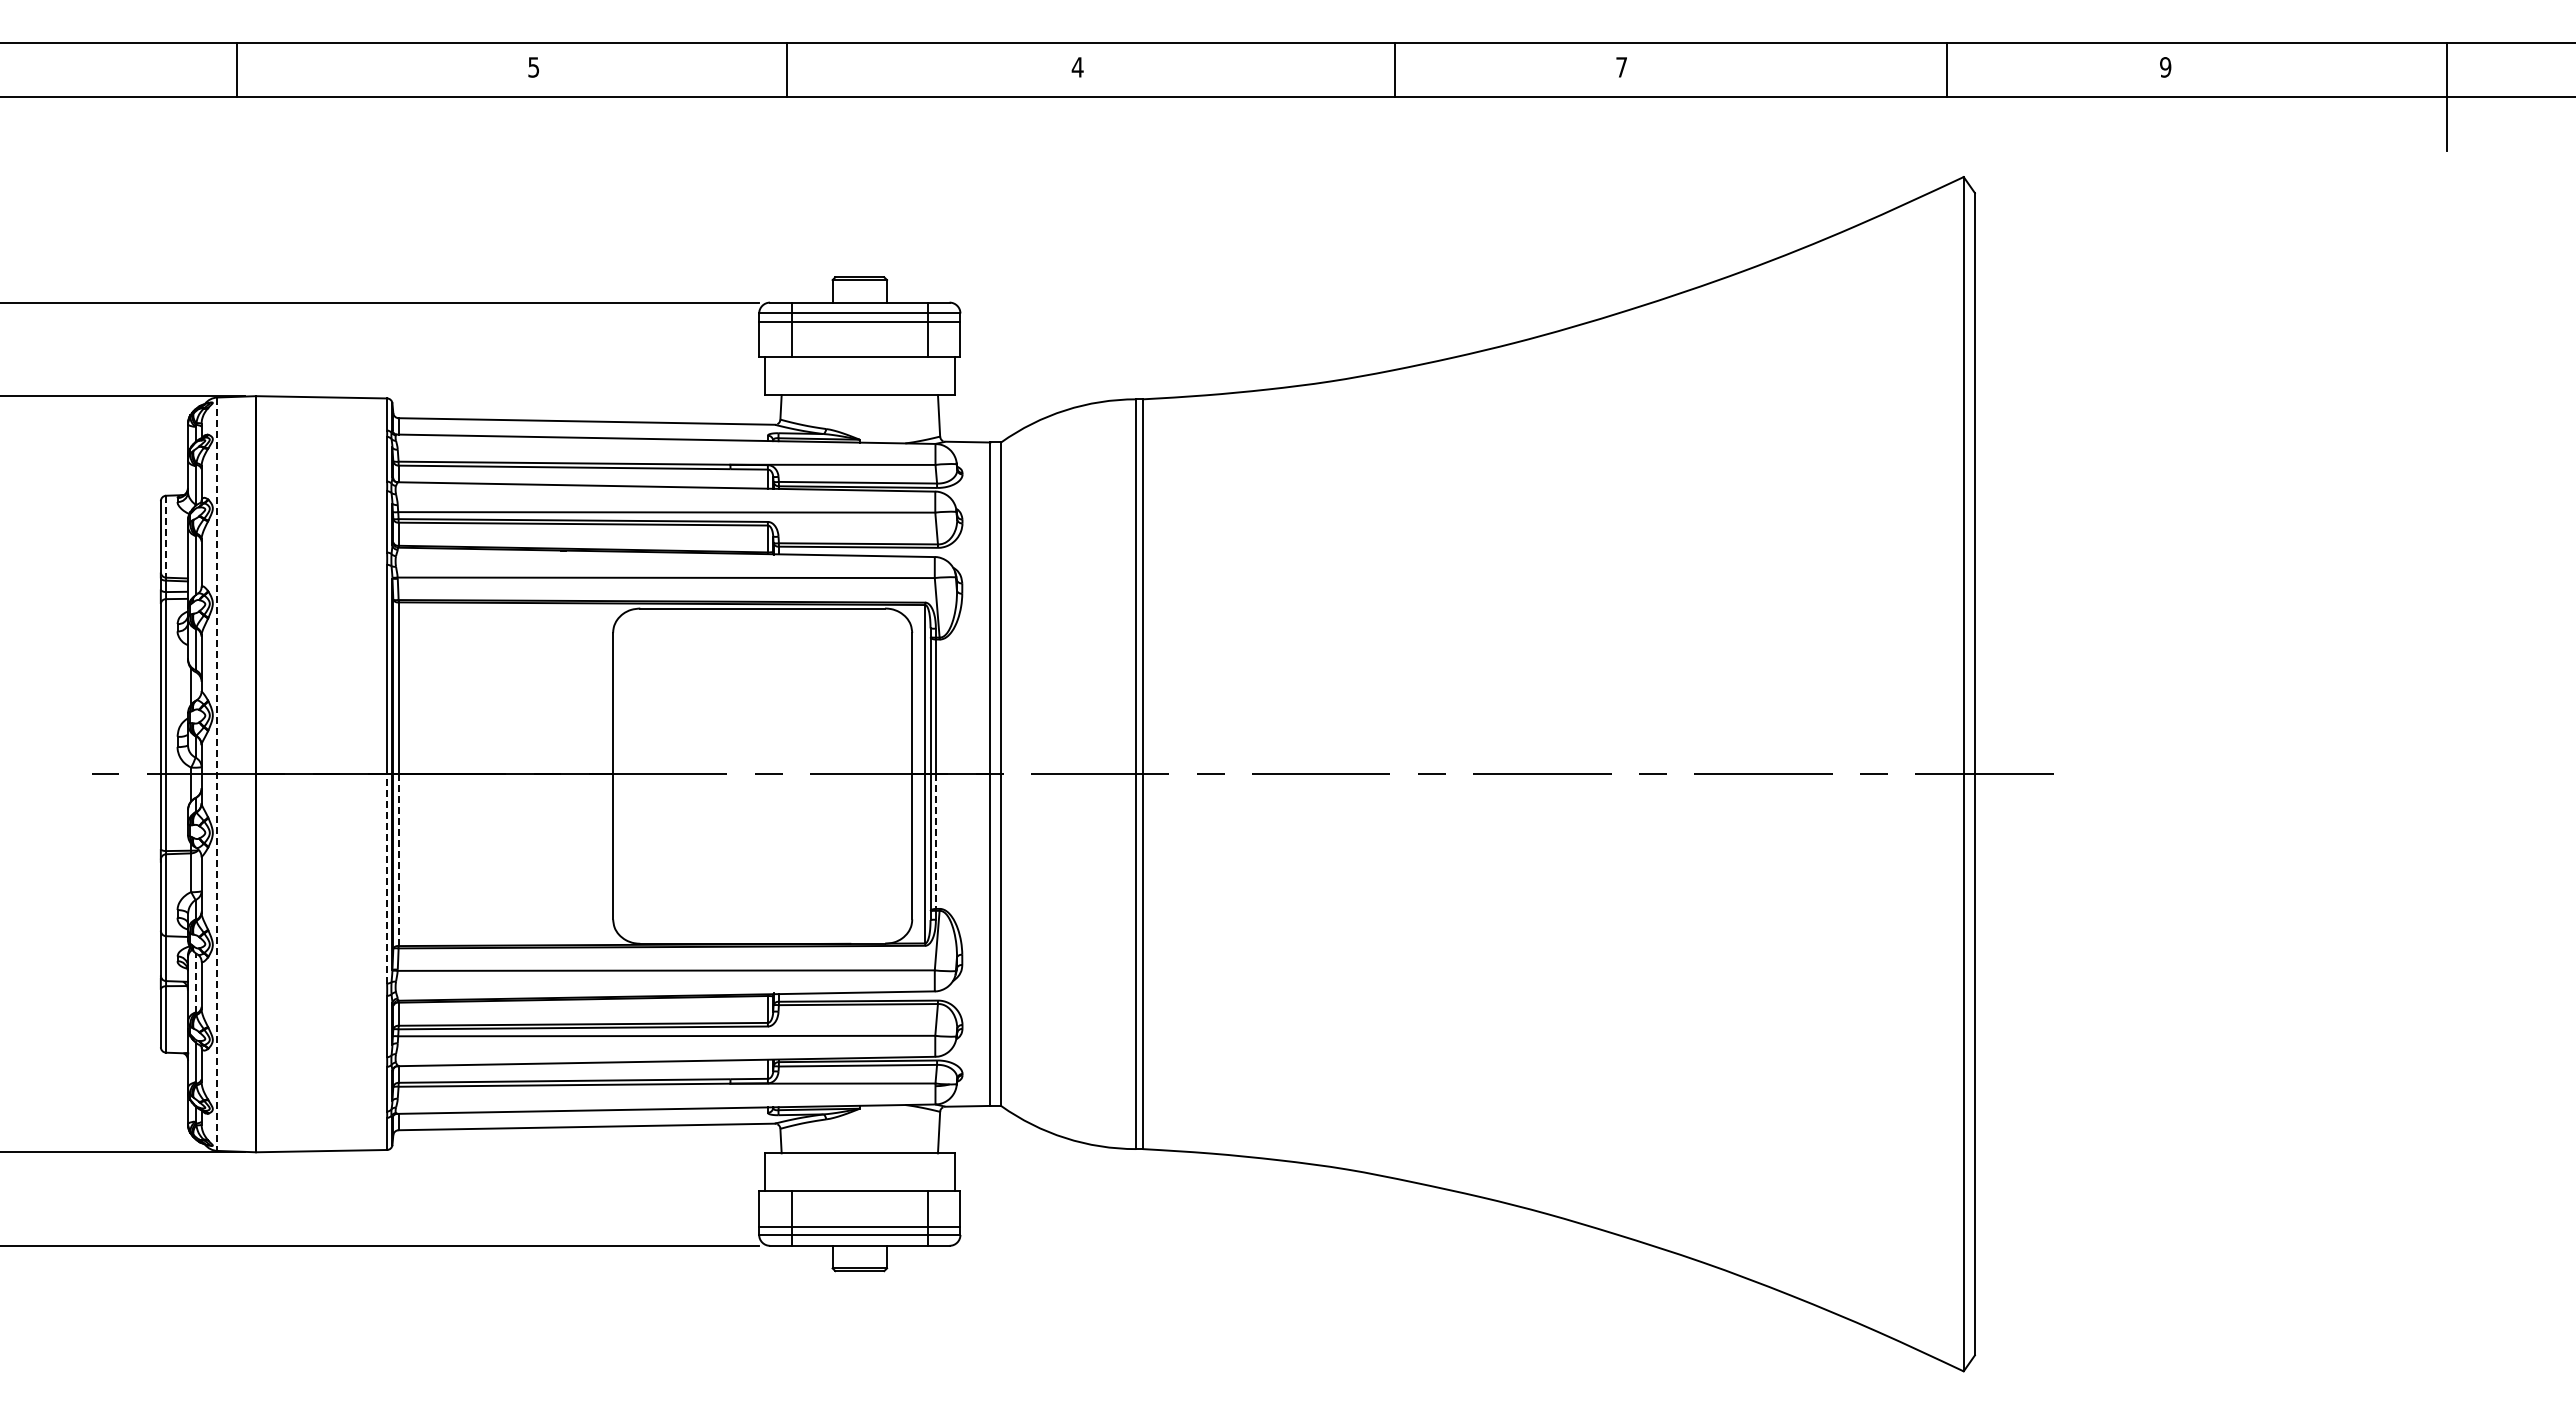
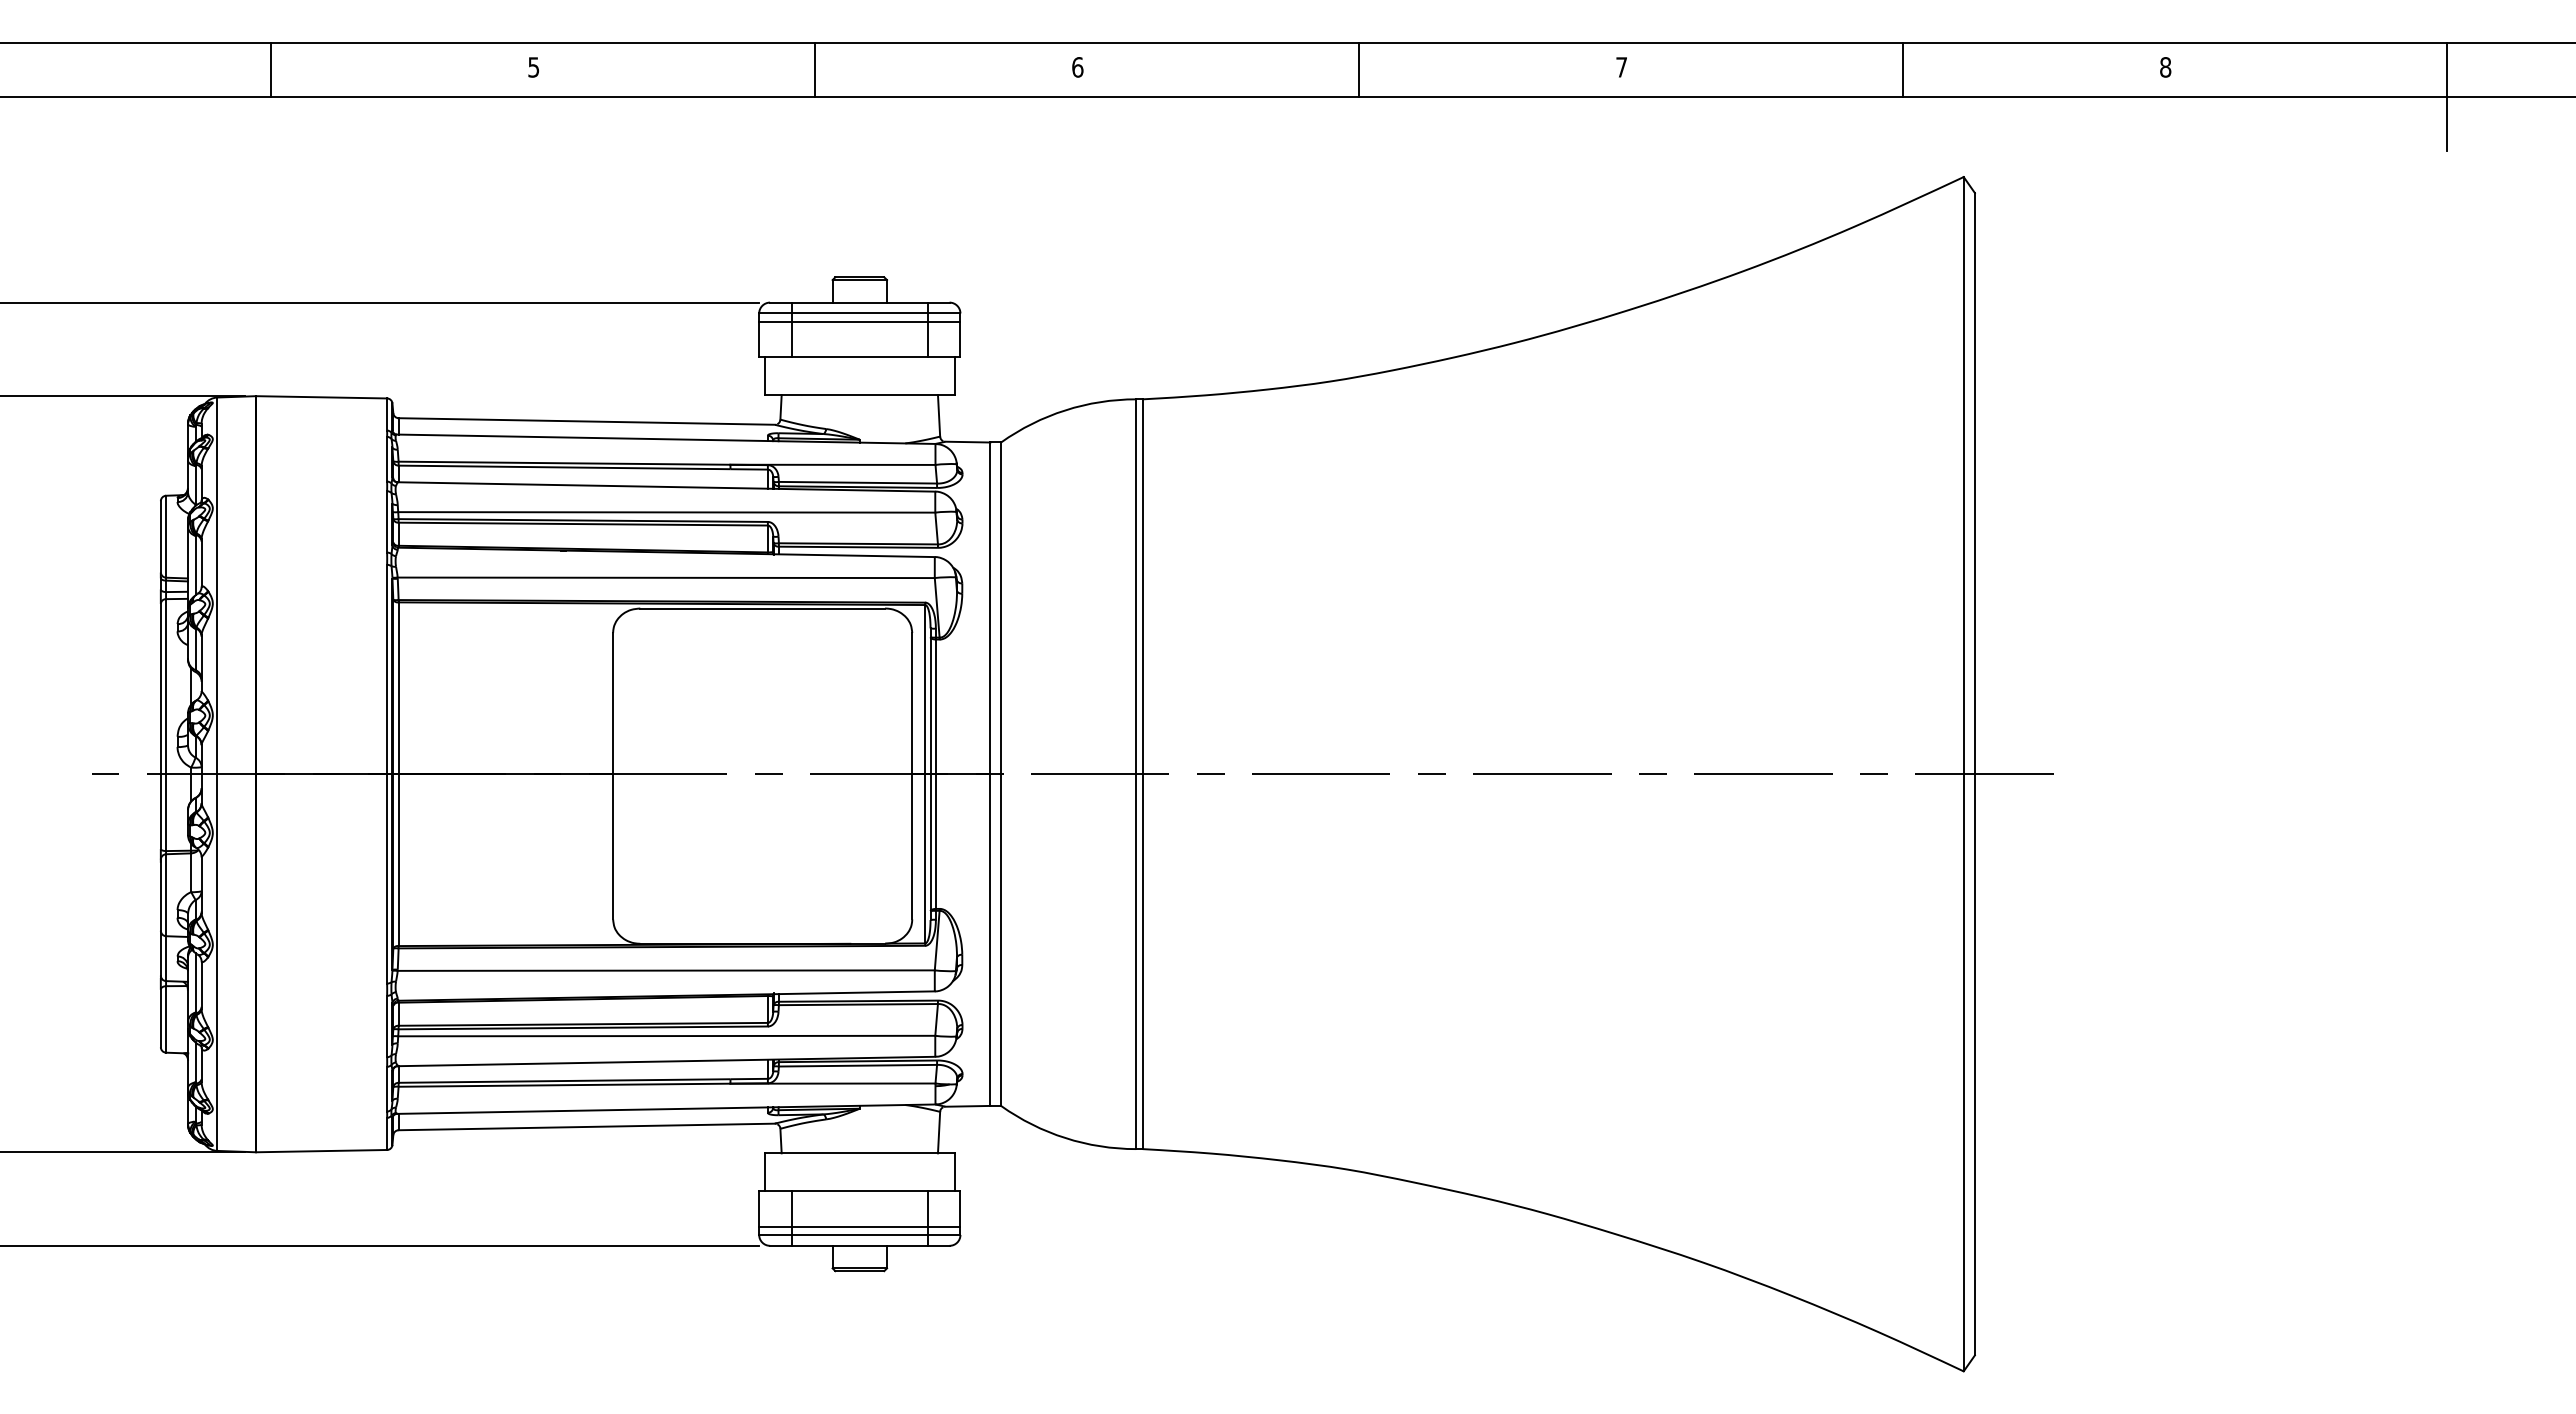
text: 4 -> 6 (1077, 67)
text: 9 -> 8 (2165, 67)
line position: (236, 69) -> (270, 69) (270, 69)
line position: (786, 69) -> (814, 69) (814, 69)
line position: (1394, 69) -> (1358, 69) (1358, 69)
line position: (1946, 69) -> (1902, 69) (1902, 69)
line: dashed -> solid (166, 536)
line: dashed -> solid (217, 774)
line: dashed -> solid (935, 842)
line: dashed -> solid (398, 860)
line: dashed -> solid (387, 878)
line: dashed -> solid (195, 982)
